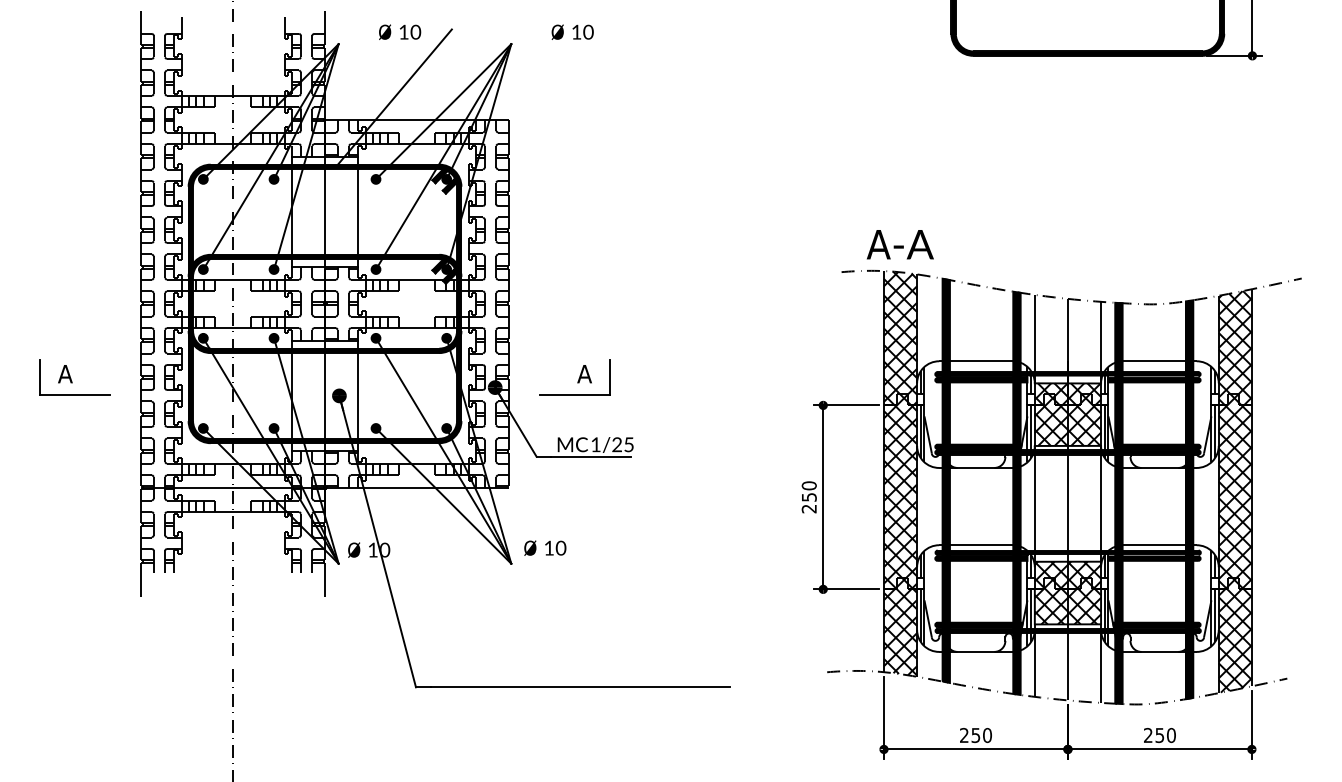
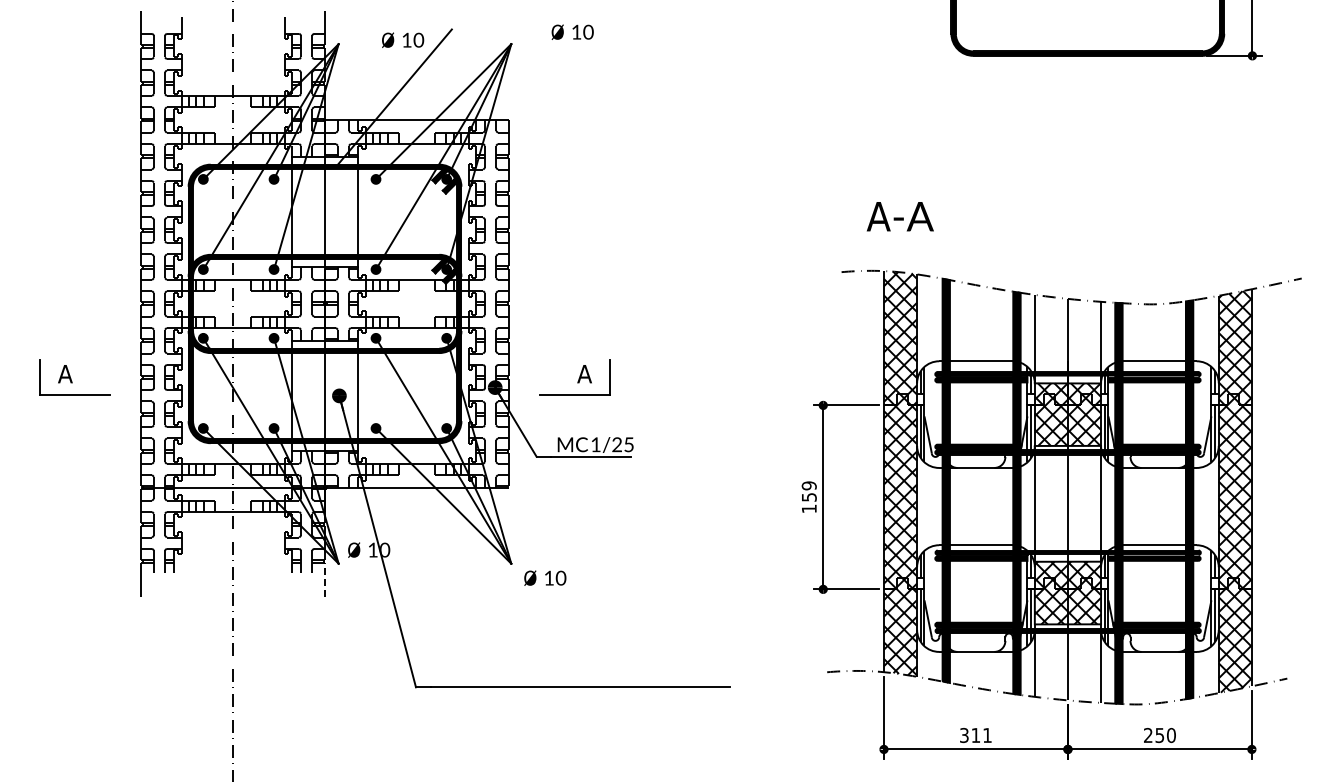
text position: (400, 31) -> (403, 39) (403, 39)
text position: (899, 244) -> (899, 216) (899, 216)
text: 250 -> 159 (808, 497)
text position: (545, 547) -> (545, 577) (545, 577)
line: solid -> dashed (325, 579)
text: 250 -> 311 (975, 735)
